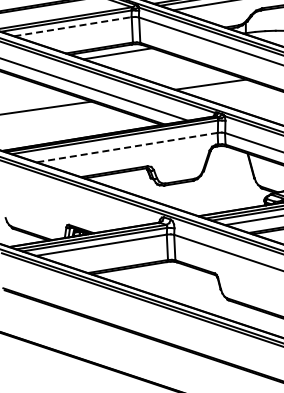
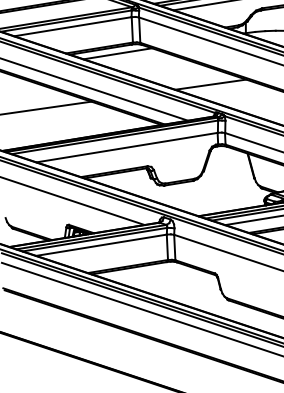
line: dashed -> solid (73, 26)
line: dashed -> solid (127, 147)
line: none -> present (73, 201)
line: none -> present (141, 309)
